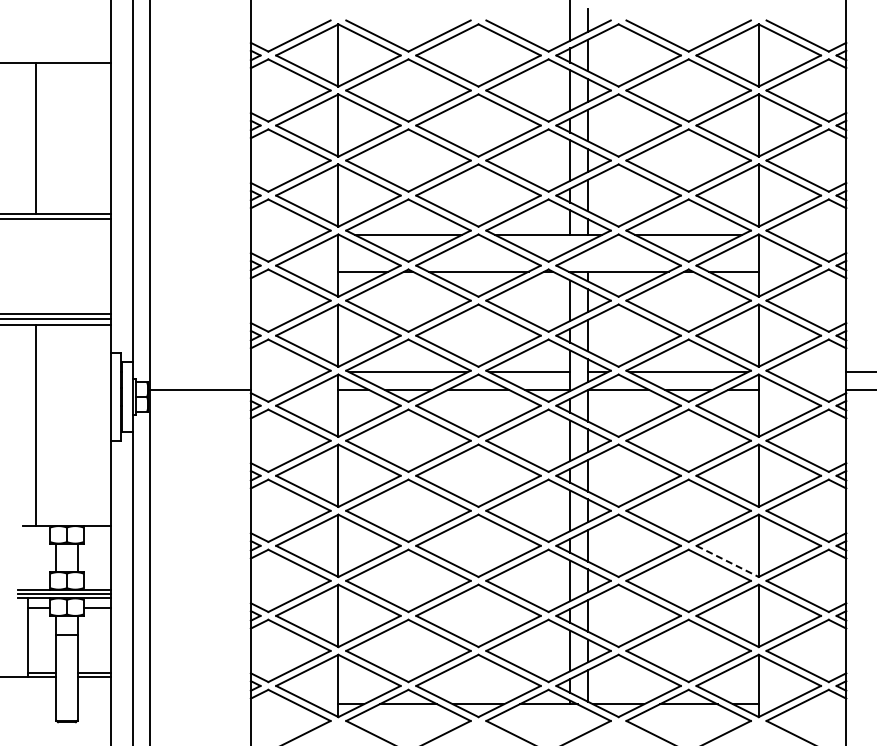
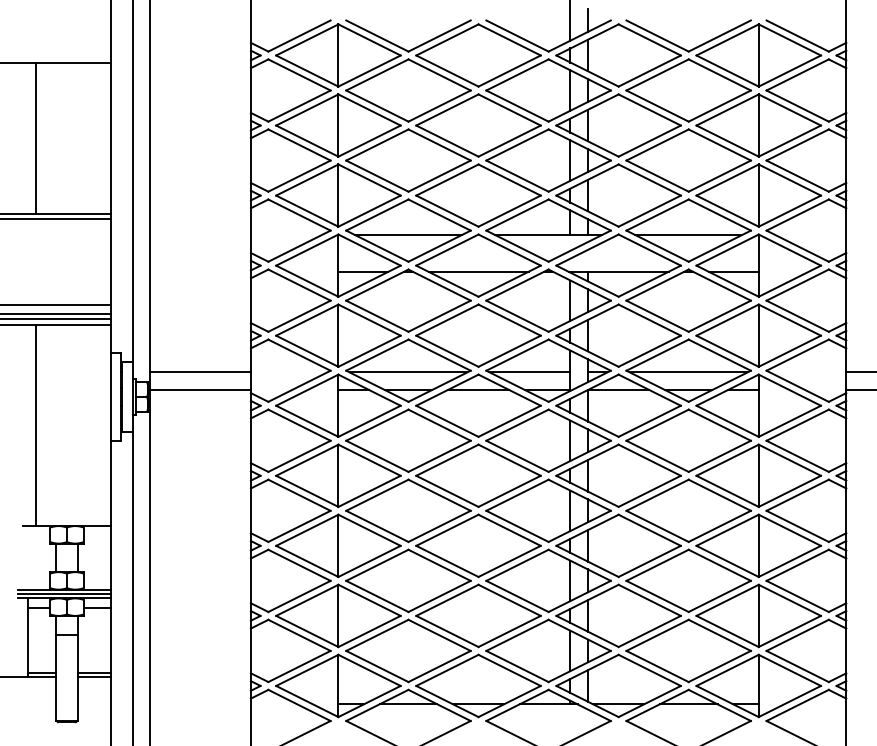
line: none -> present (56, 304)
line: none -> present (200, 372)
line: dashed -> solid (727, 561)
